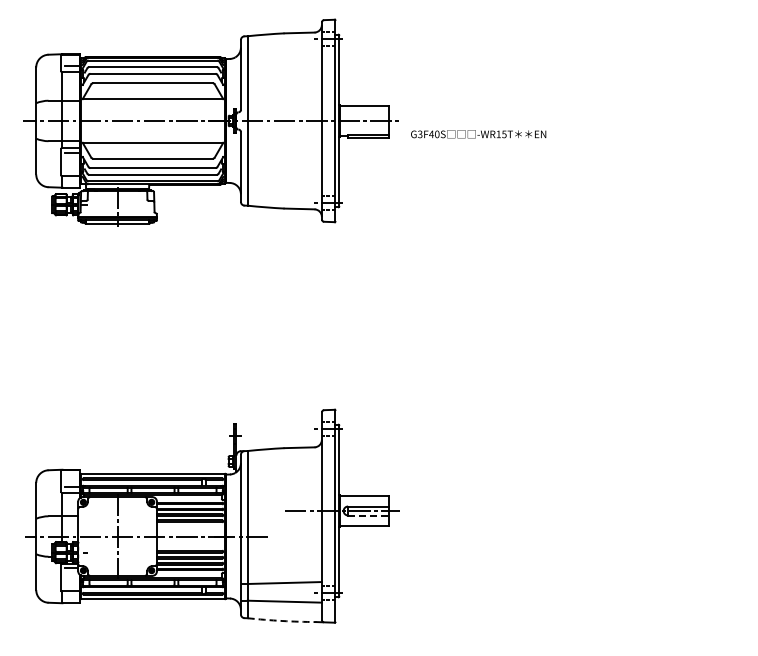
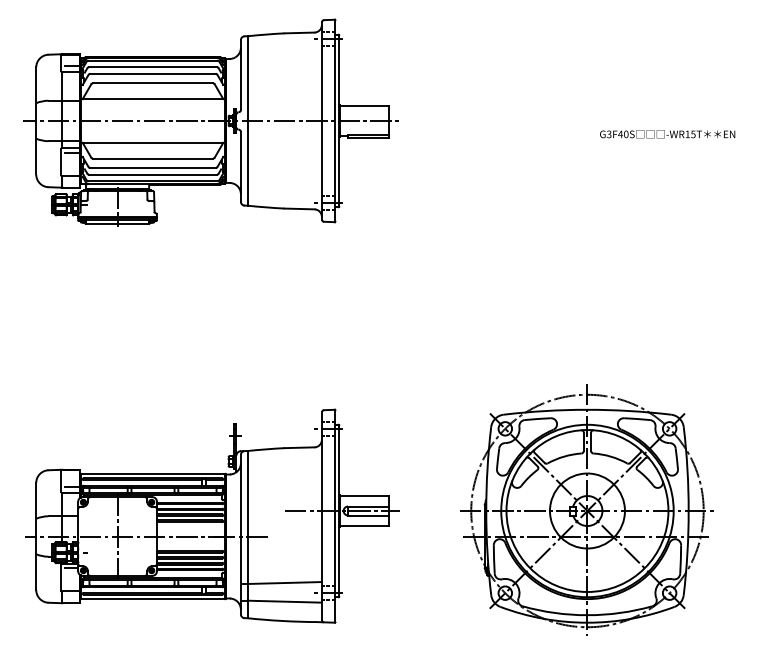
text position: (478, 134) -> (667, 134) (667, 134)
part: none -> present (586, 509)
line: dashed -> solid (368, 515)
arc: dashed -> solid (282, 620)
